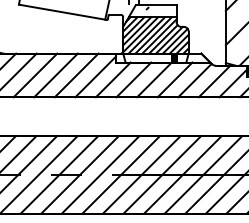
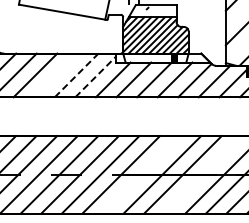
line: present -> none (55, 75)
line: solid -> dashed (76, 75)
line: solid -> dashed (95, 77)
line: present -> none (141, 174)
line: present -> none (203, 174)
